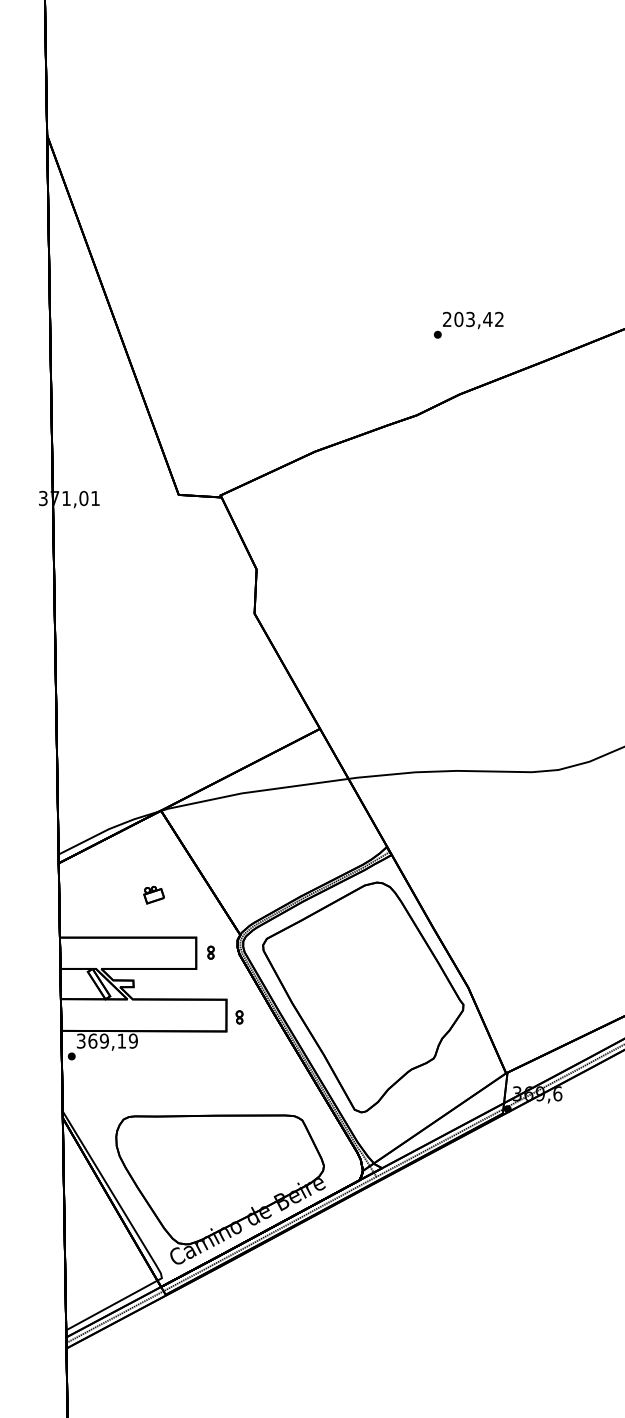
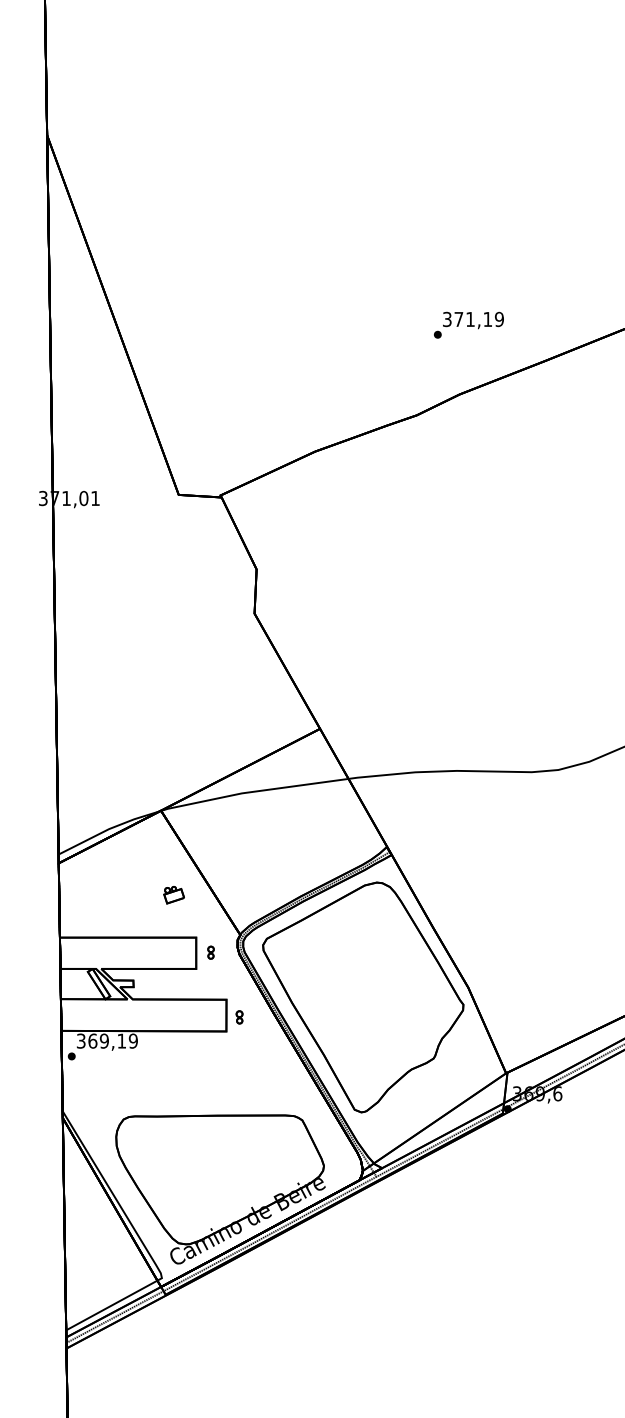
text: 203,42 -> 371,19 (473, 319)
part position: (153, 895) -> (173, 895) (173, 895)
